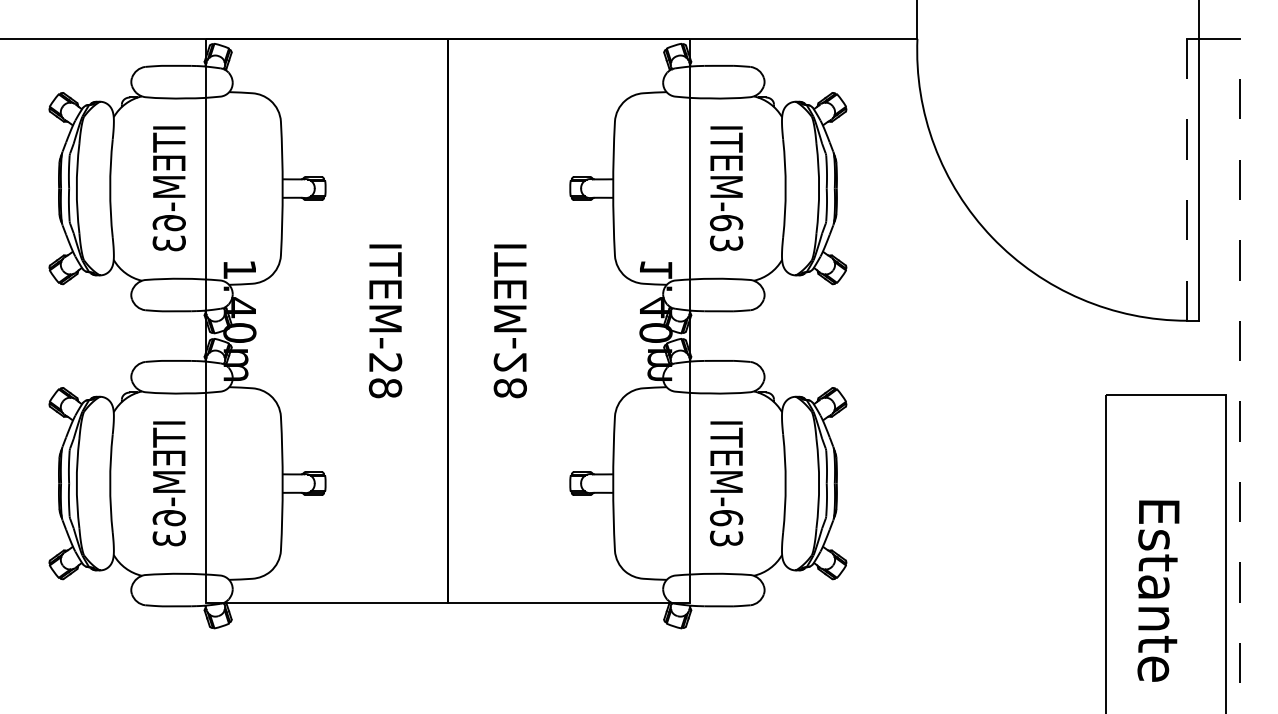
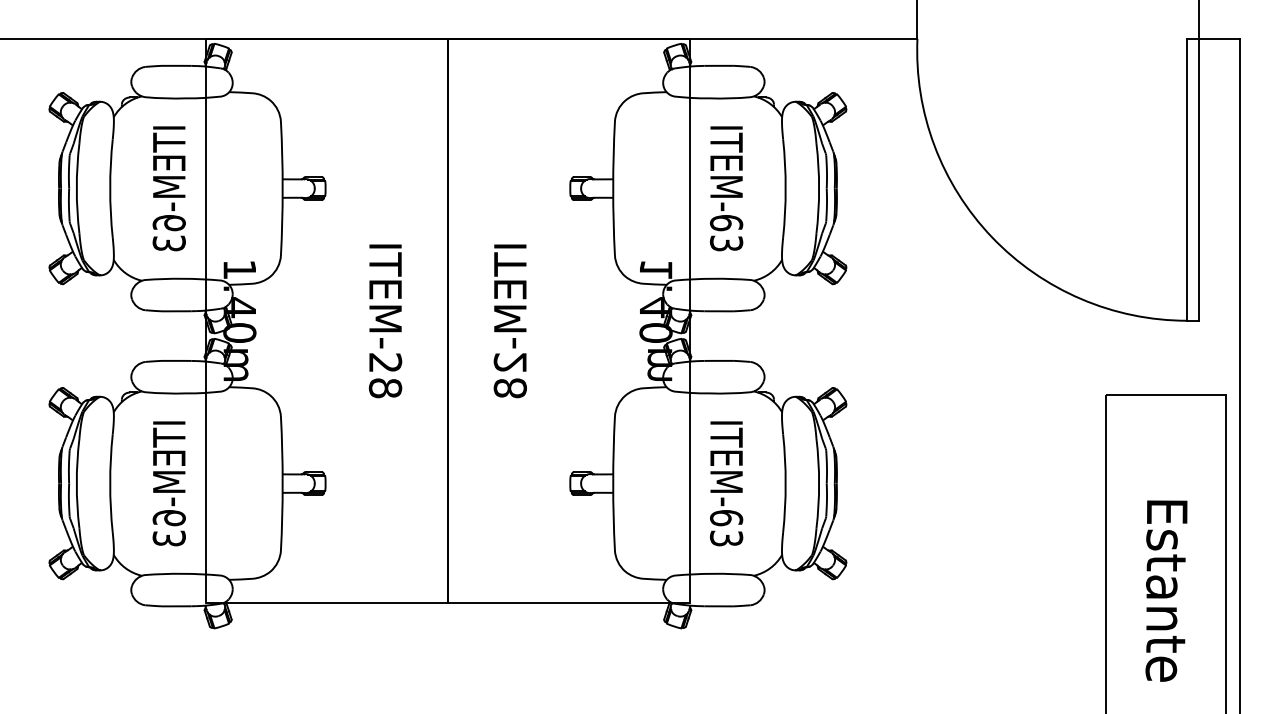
line: dashed -> solid (1187, 179)
line: dashed -> solid (1239, 375)
text position: (1158, 590) -> (1166, 590) (1166, 590)
